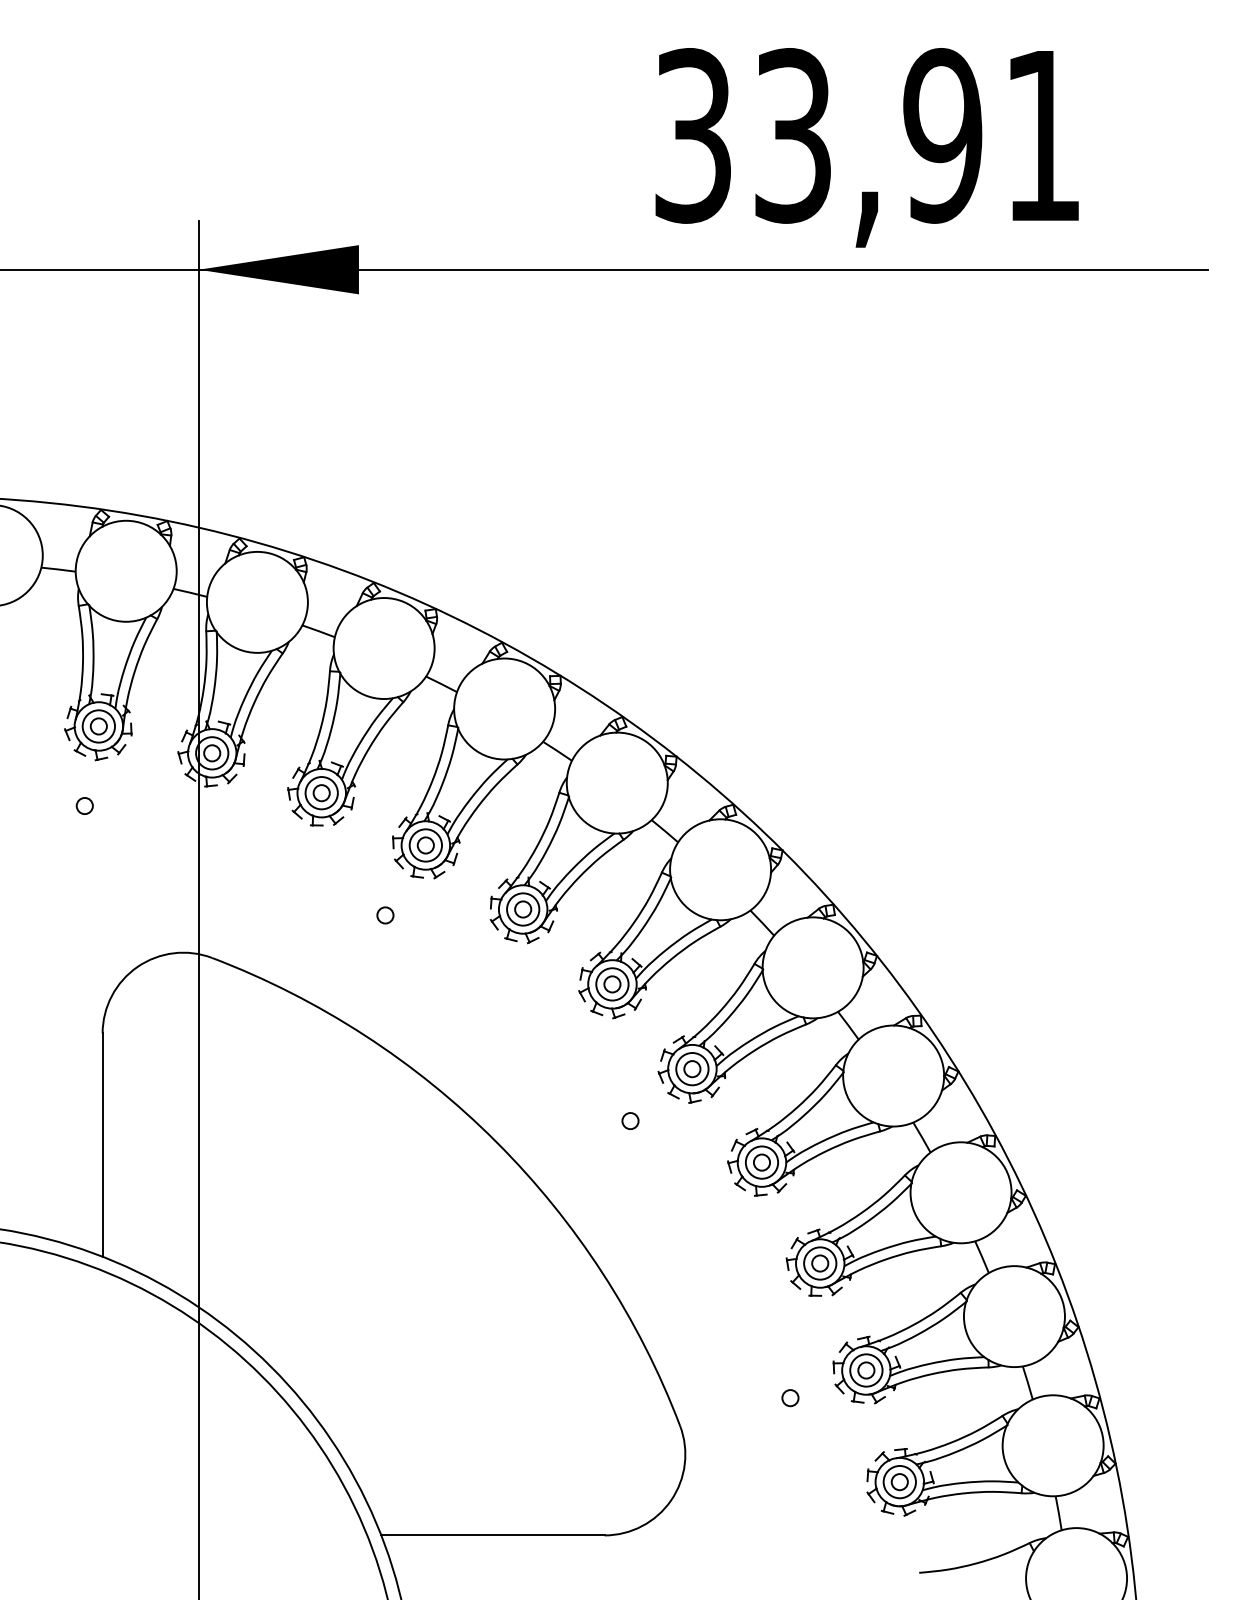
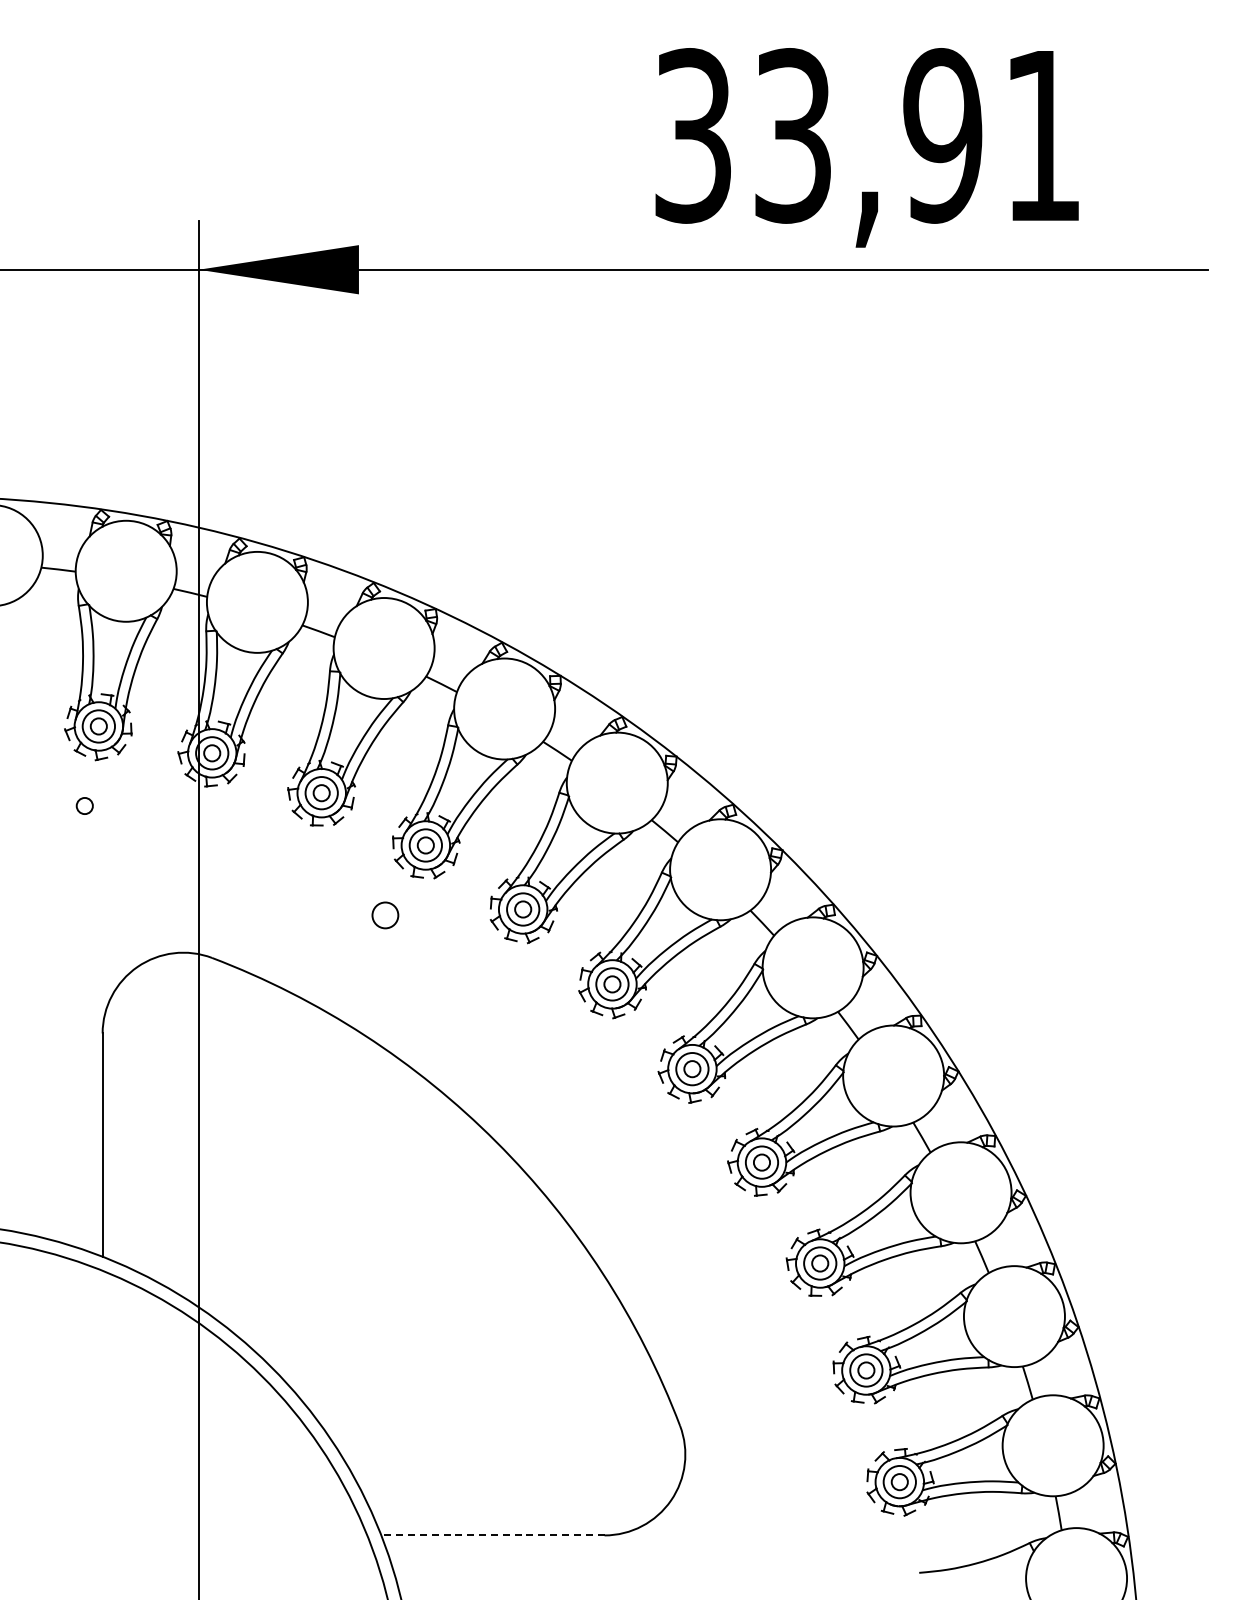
circle size: 19x19 px -> 29x29 px (385, 915)
circle: present -> none (630, 1121)
circle: present -> none (790, 1398)
line: solid -> dashed (492, 1535)
